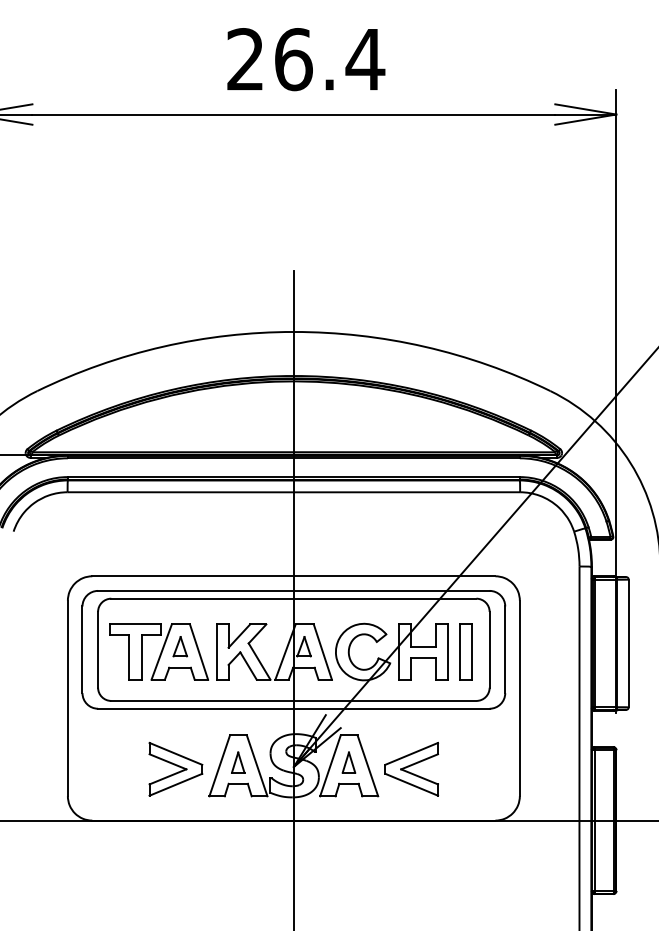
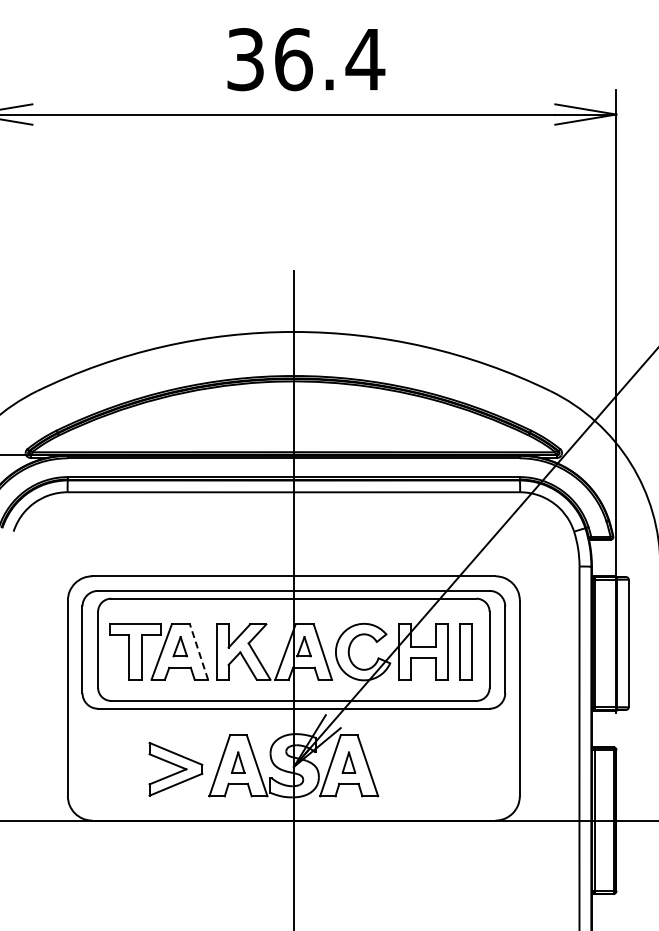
text: 26.4 -> 36.4 (245, 59)
line: solid -> dashed (198, 651)
part: present -> none (411, 768)
